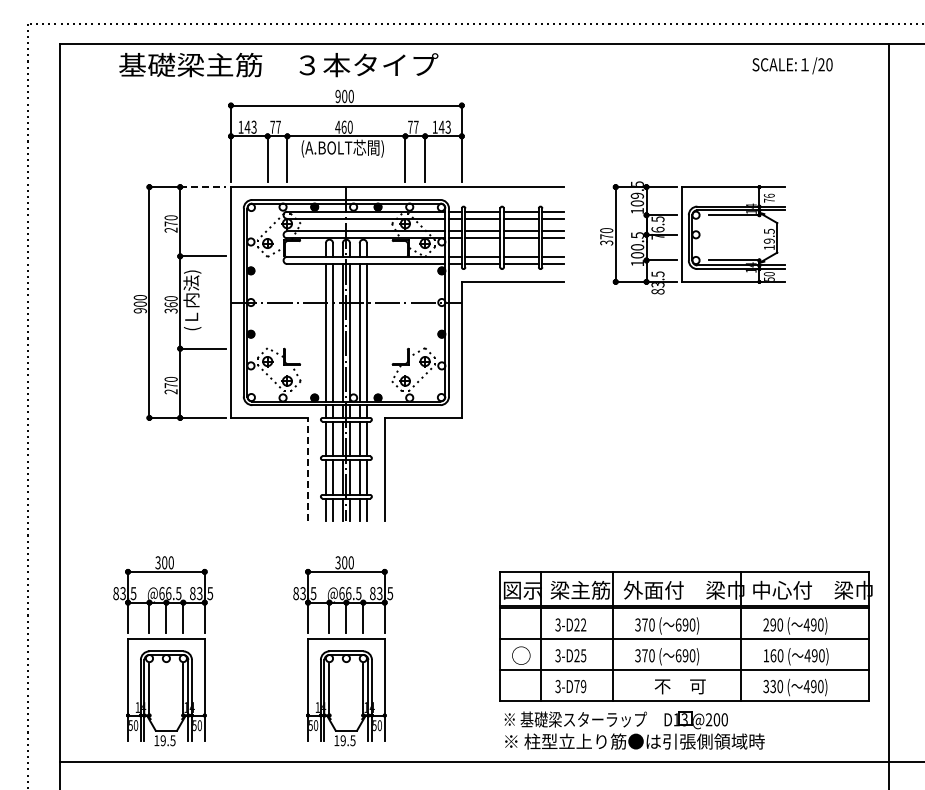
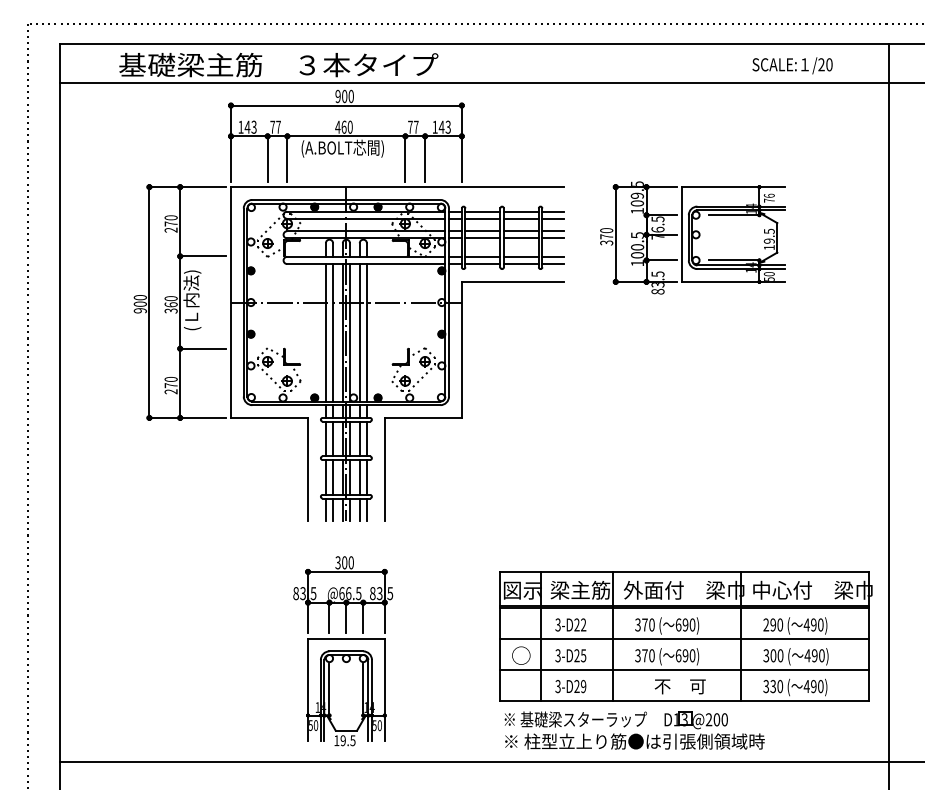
line: none -> present (490, 82)
line: dashed -> solid (203, 187)
line: dashed -> solid (308, 468)
part: present -> none (163, 651)
text: 160 -> 300 (769, 655)
text: 3-D79 -> 3-D29 (576, 686)
